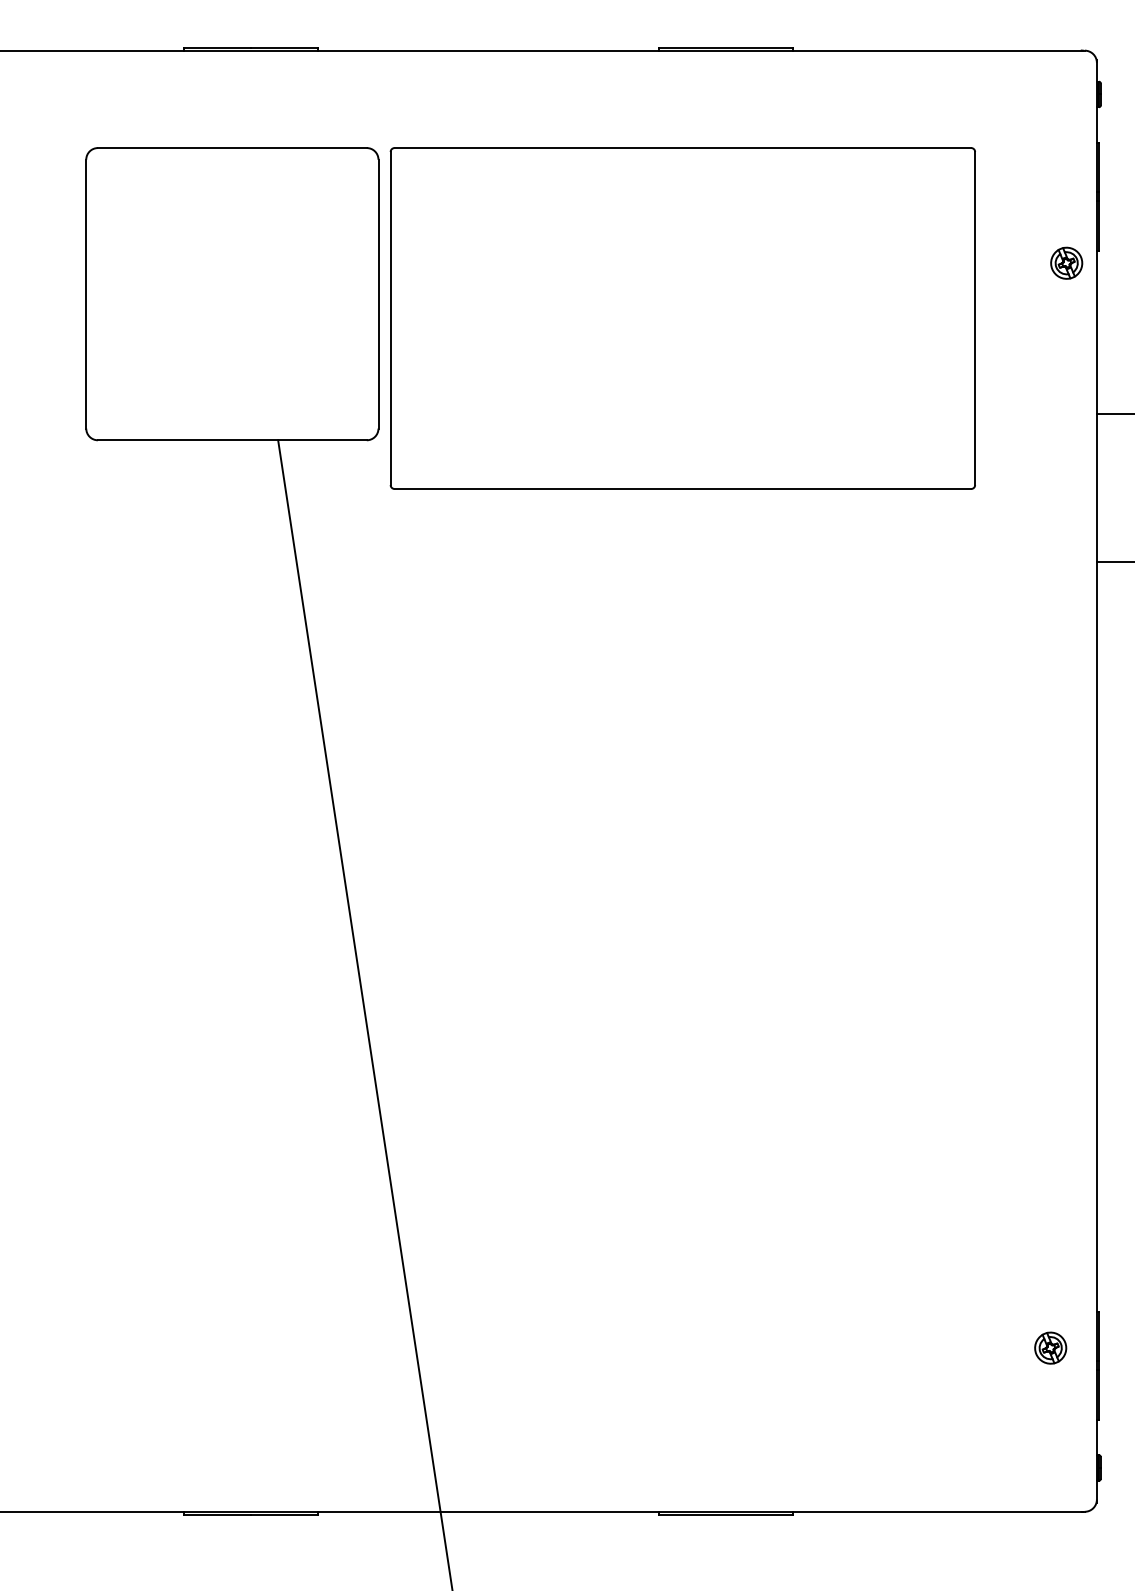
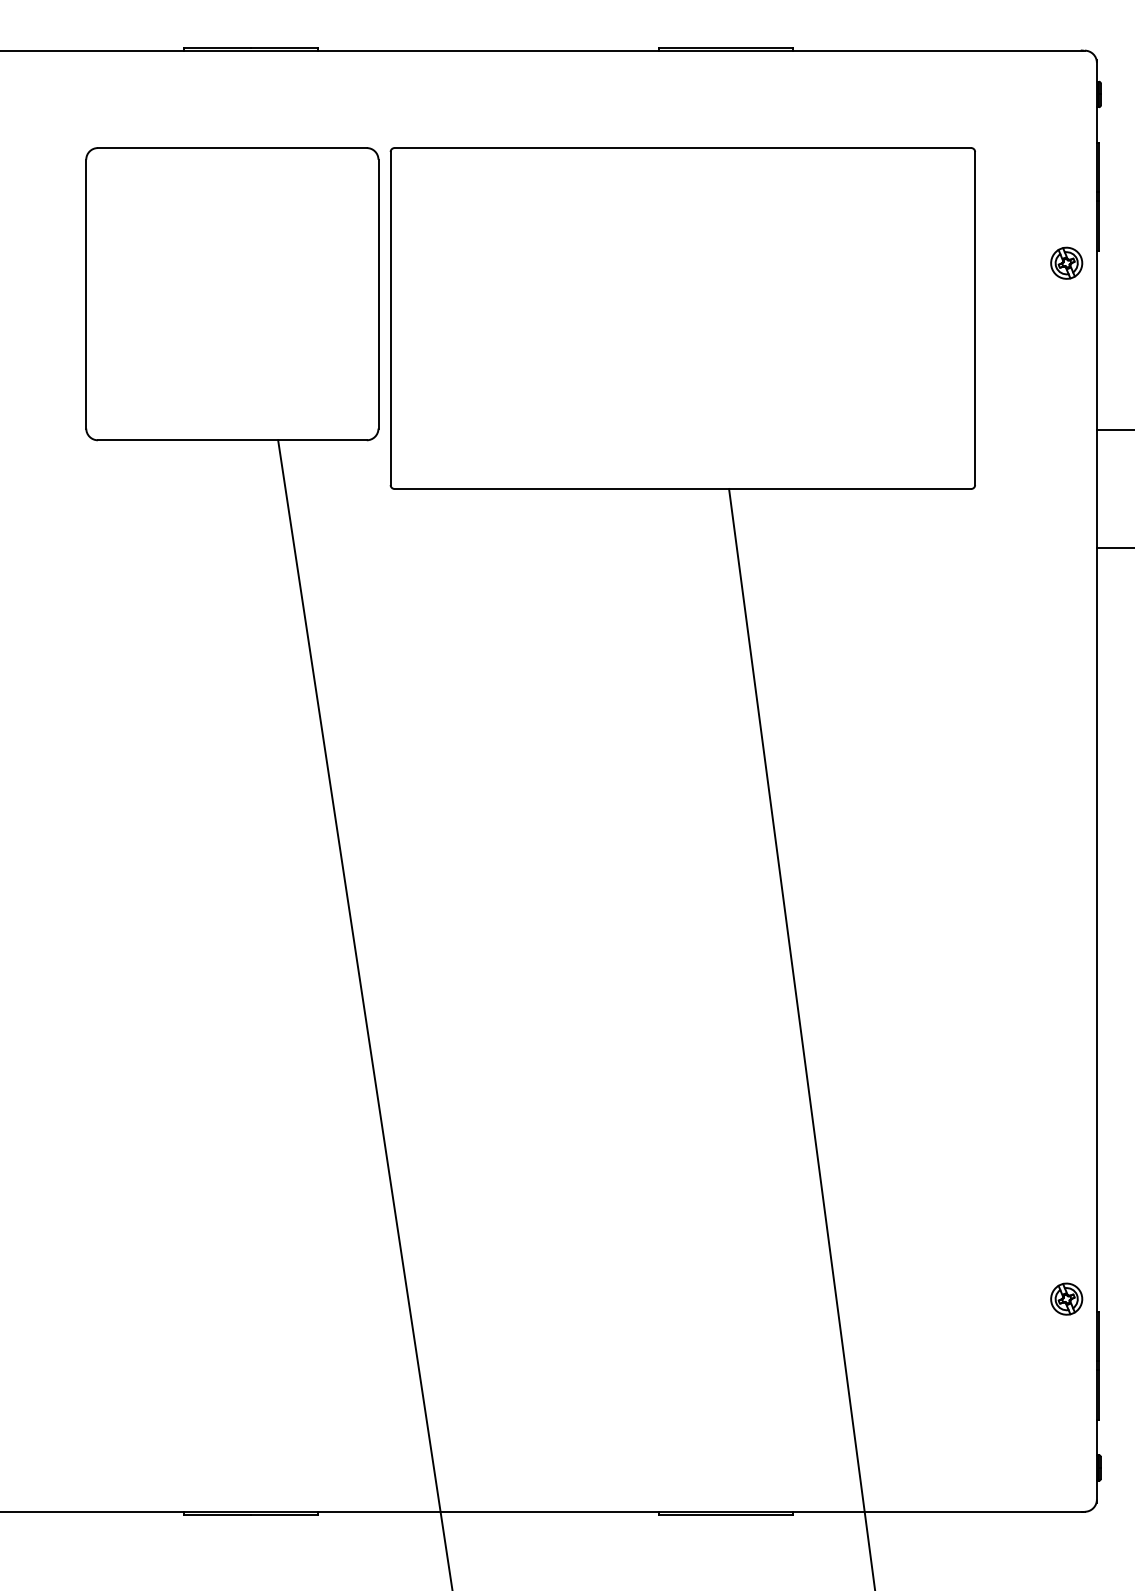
line position: (1114, 414) -> (1114, 430) (1114, 430)
line position: (1114, 561) -> (1114, 547) (1114, 547)
line: none -> present (801, 1038)
part position: (1050, 1347) -> (1066, 1298) (1066, 1298)
